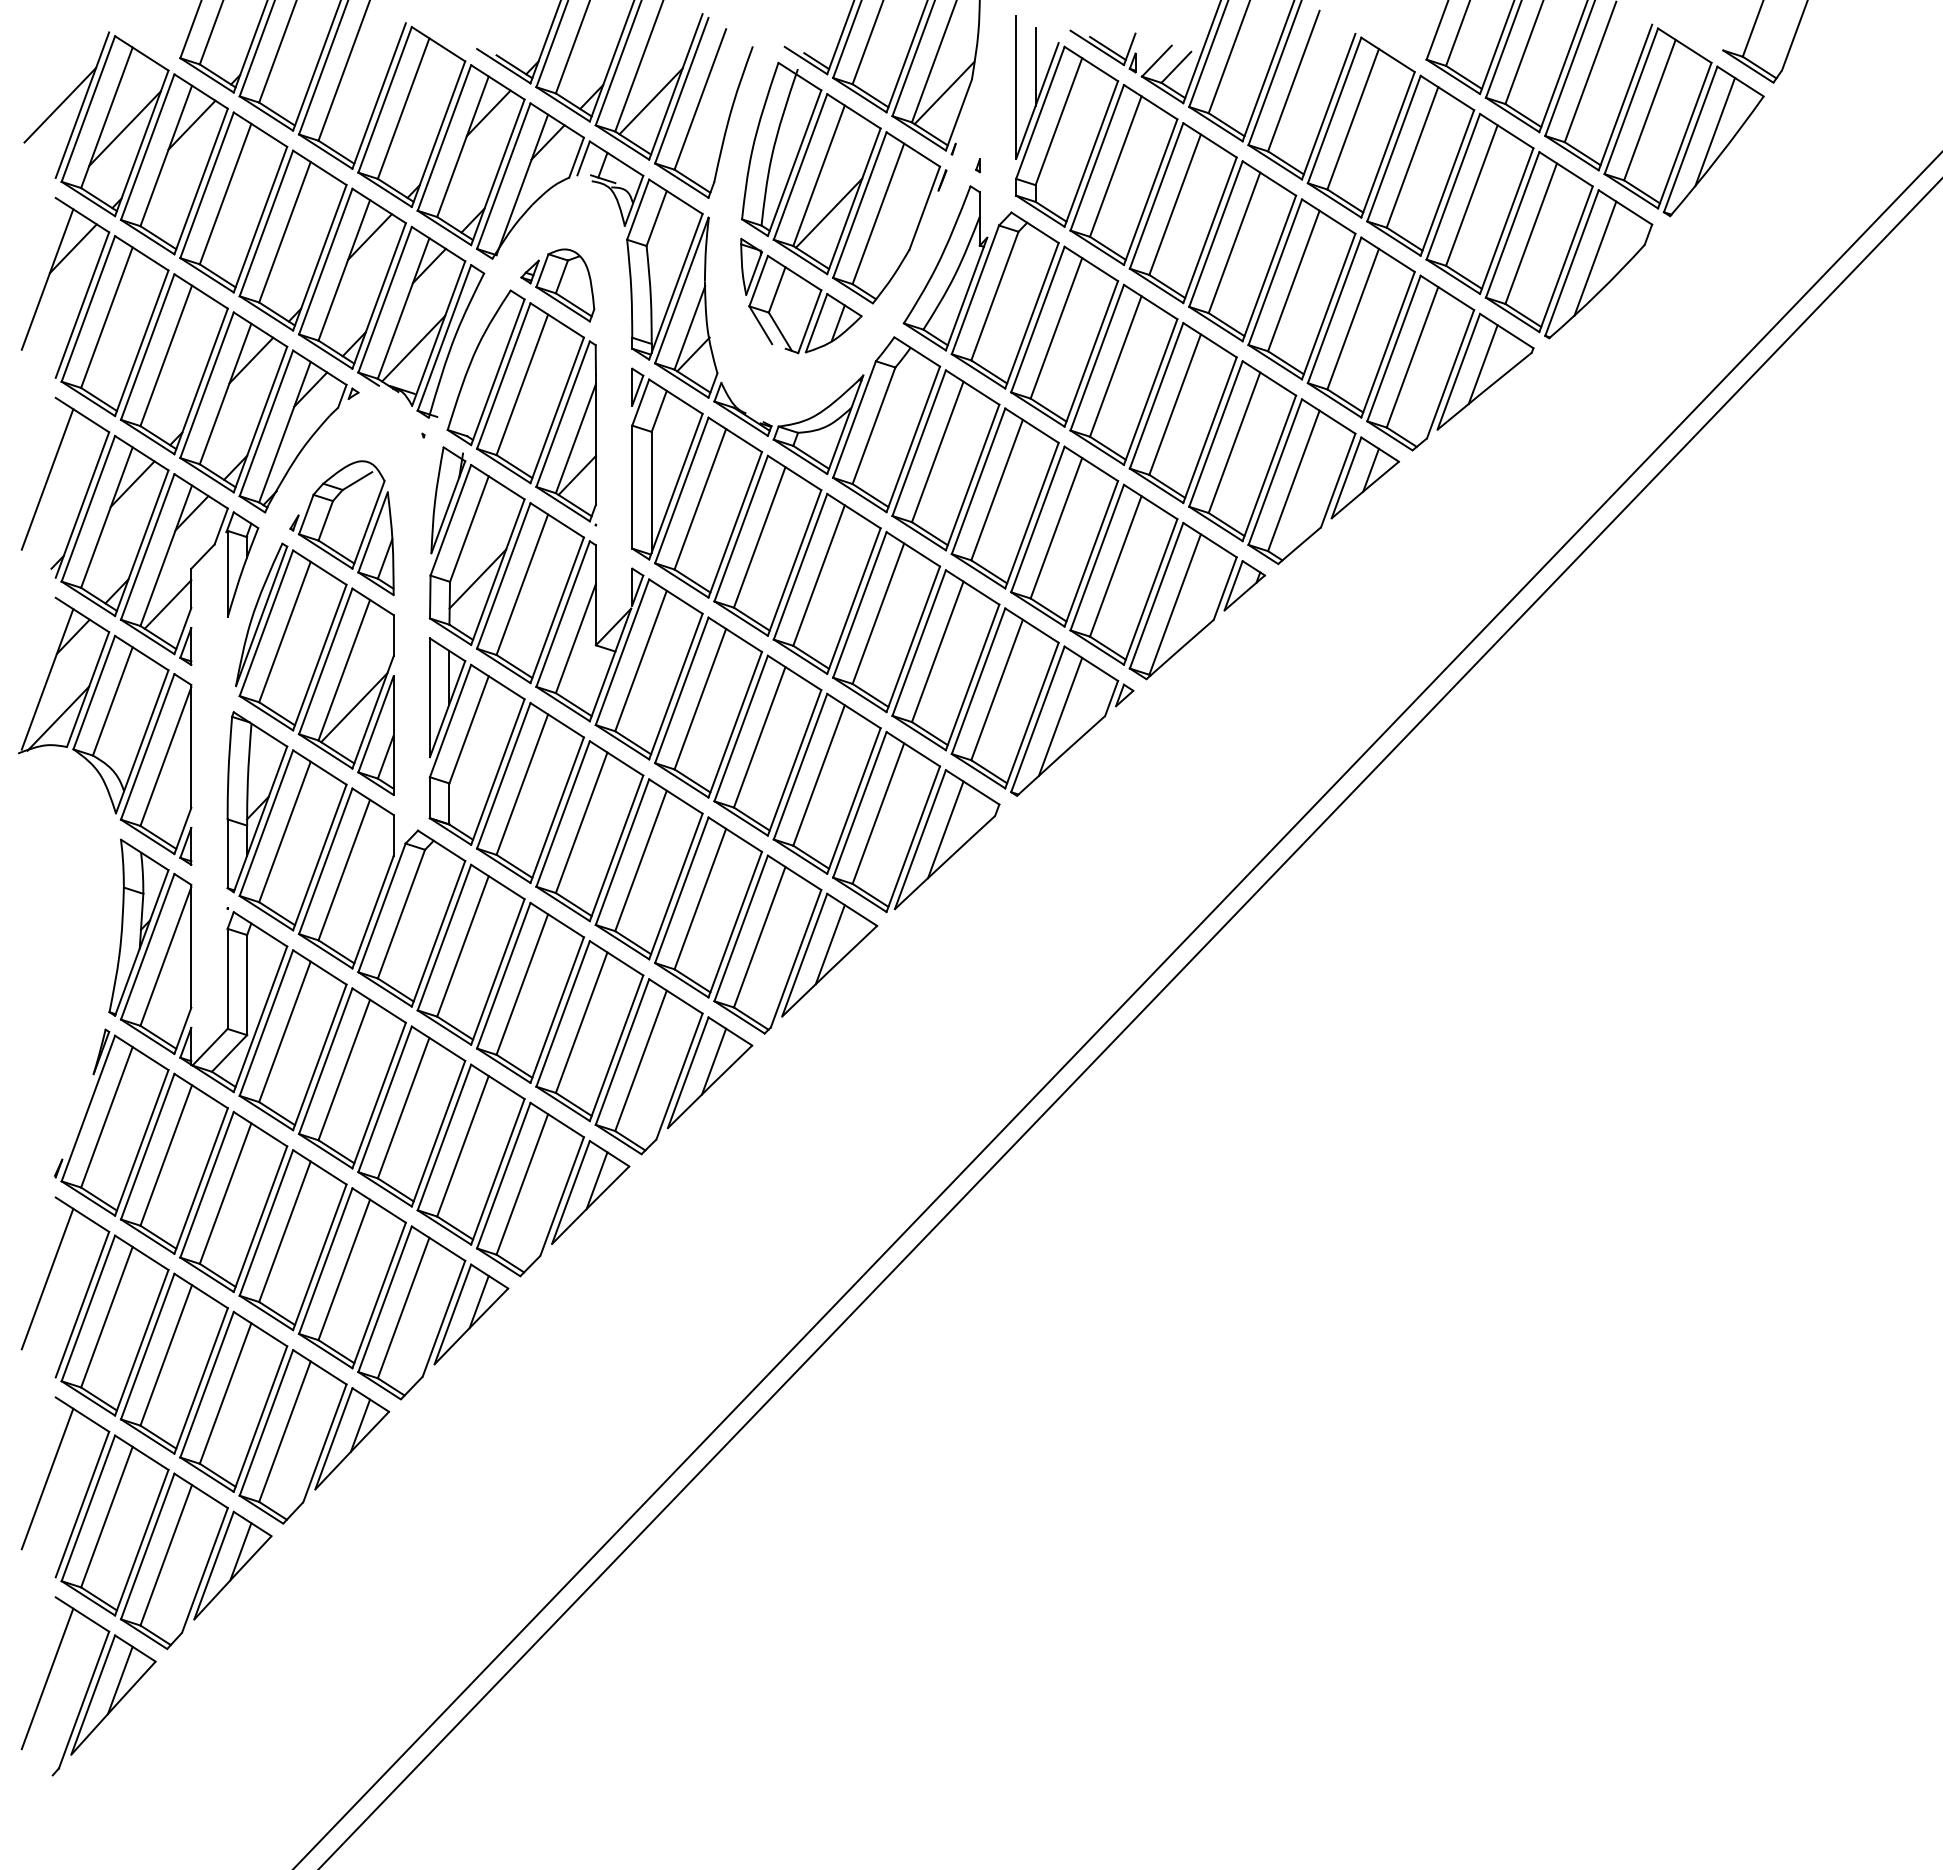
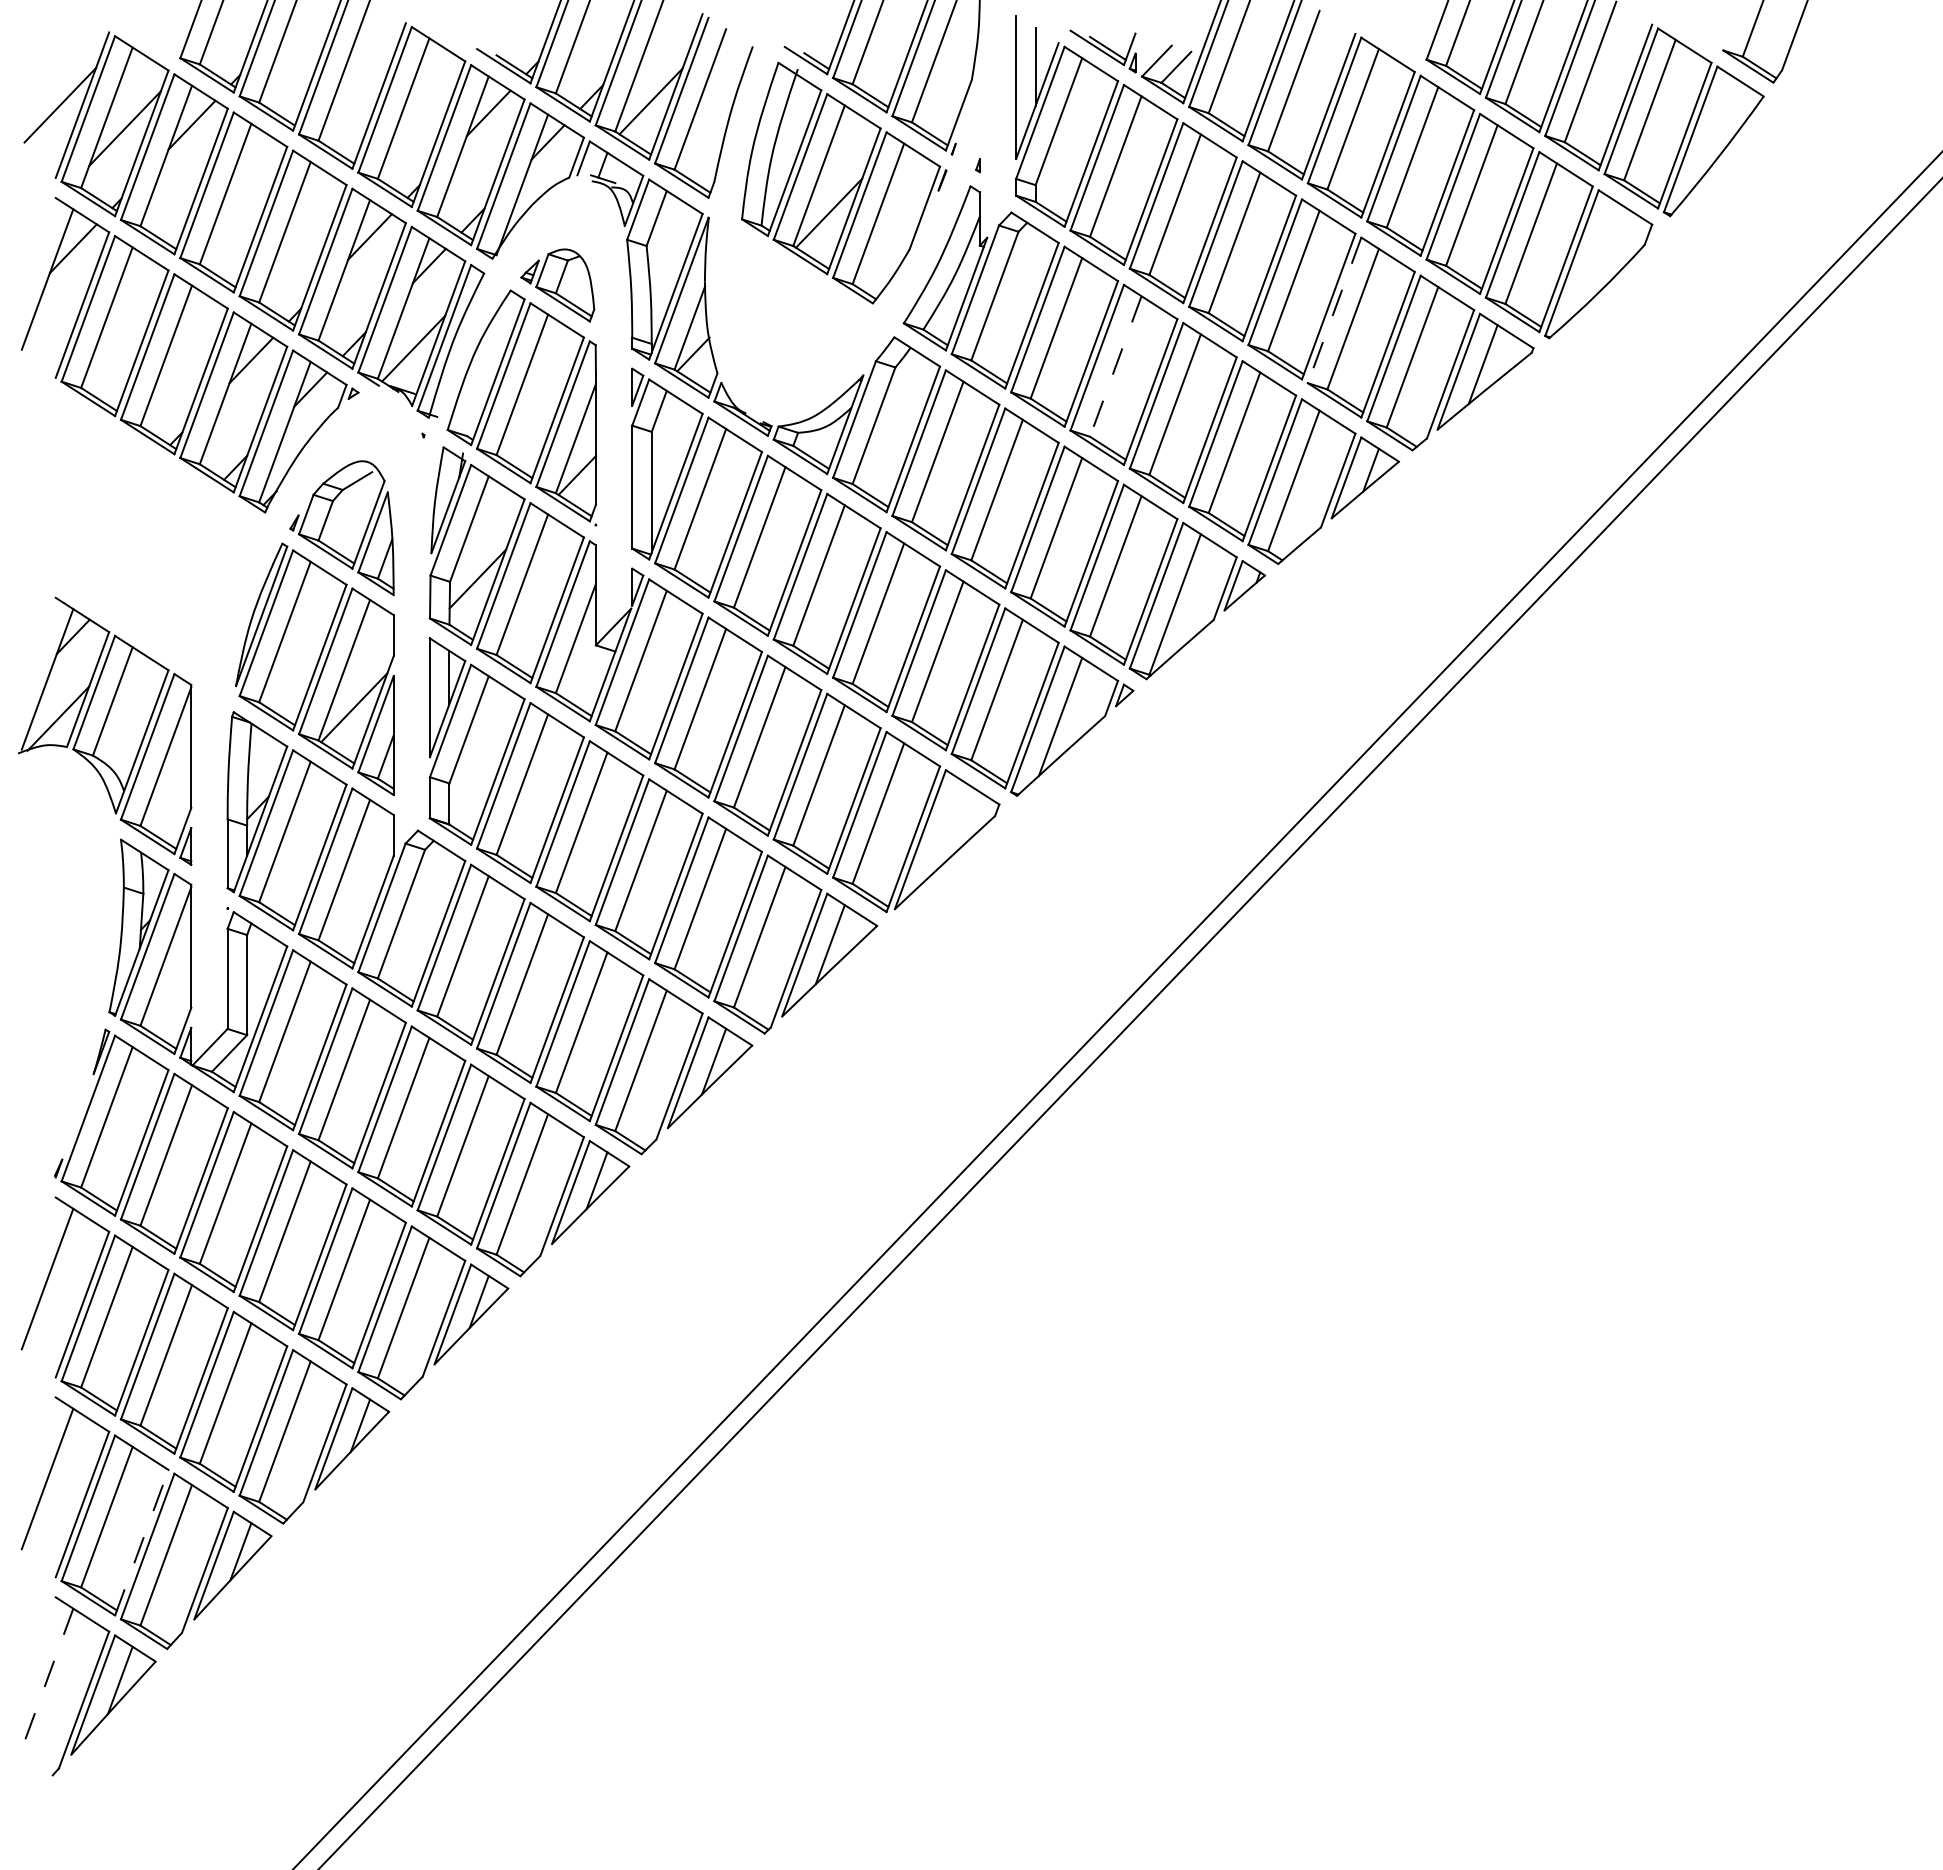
line: present -> none (944, 93)
line: present -> none (1715, 132)
line: present -> none (1595, 258)
part: present -> none (801, 295)
line: solid -> dashed (1334, 310)
line: solid -> dashed (1115, 366)
part: present -> none (139, 530)
line: present -> none (945, 829)
line: solid -> dashed (141, 1542)
line: solid -> dashed (47, 1678)
